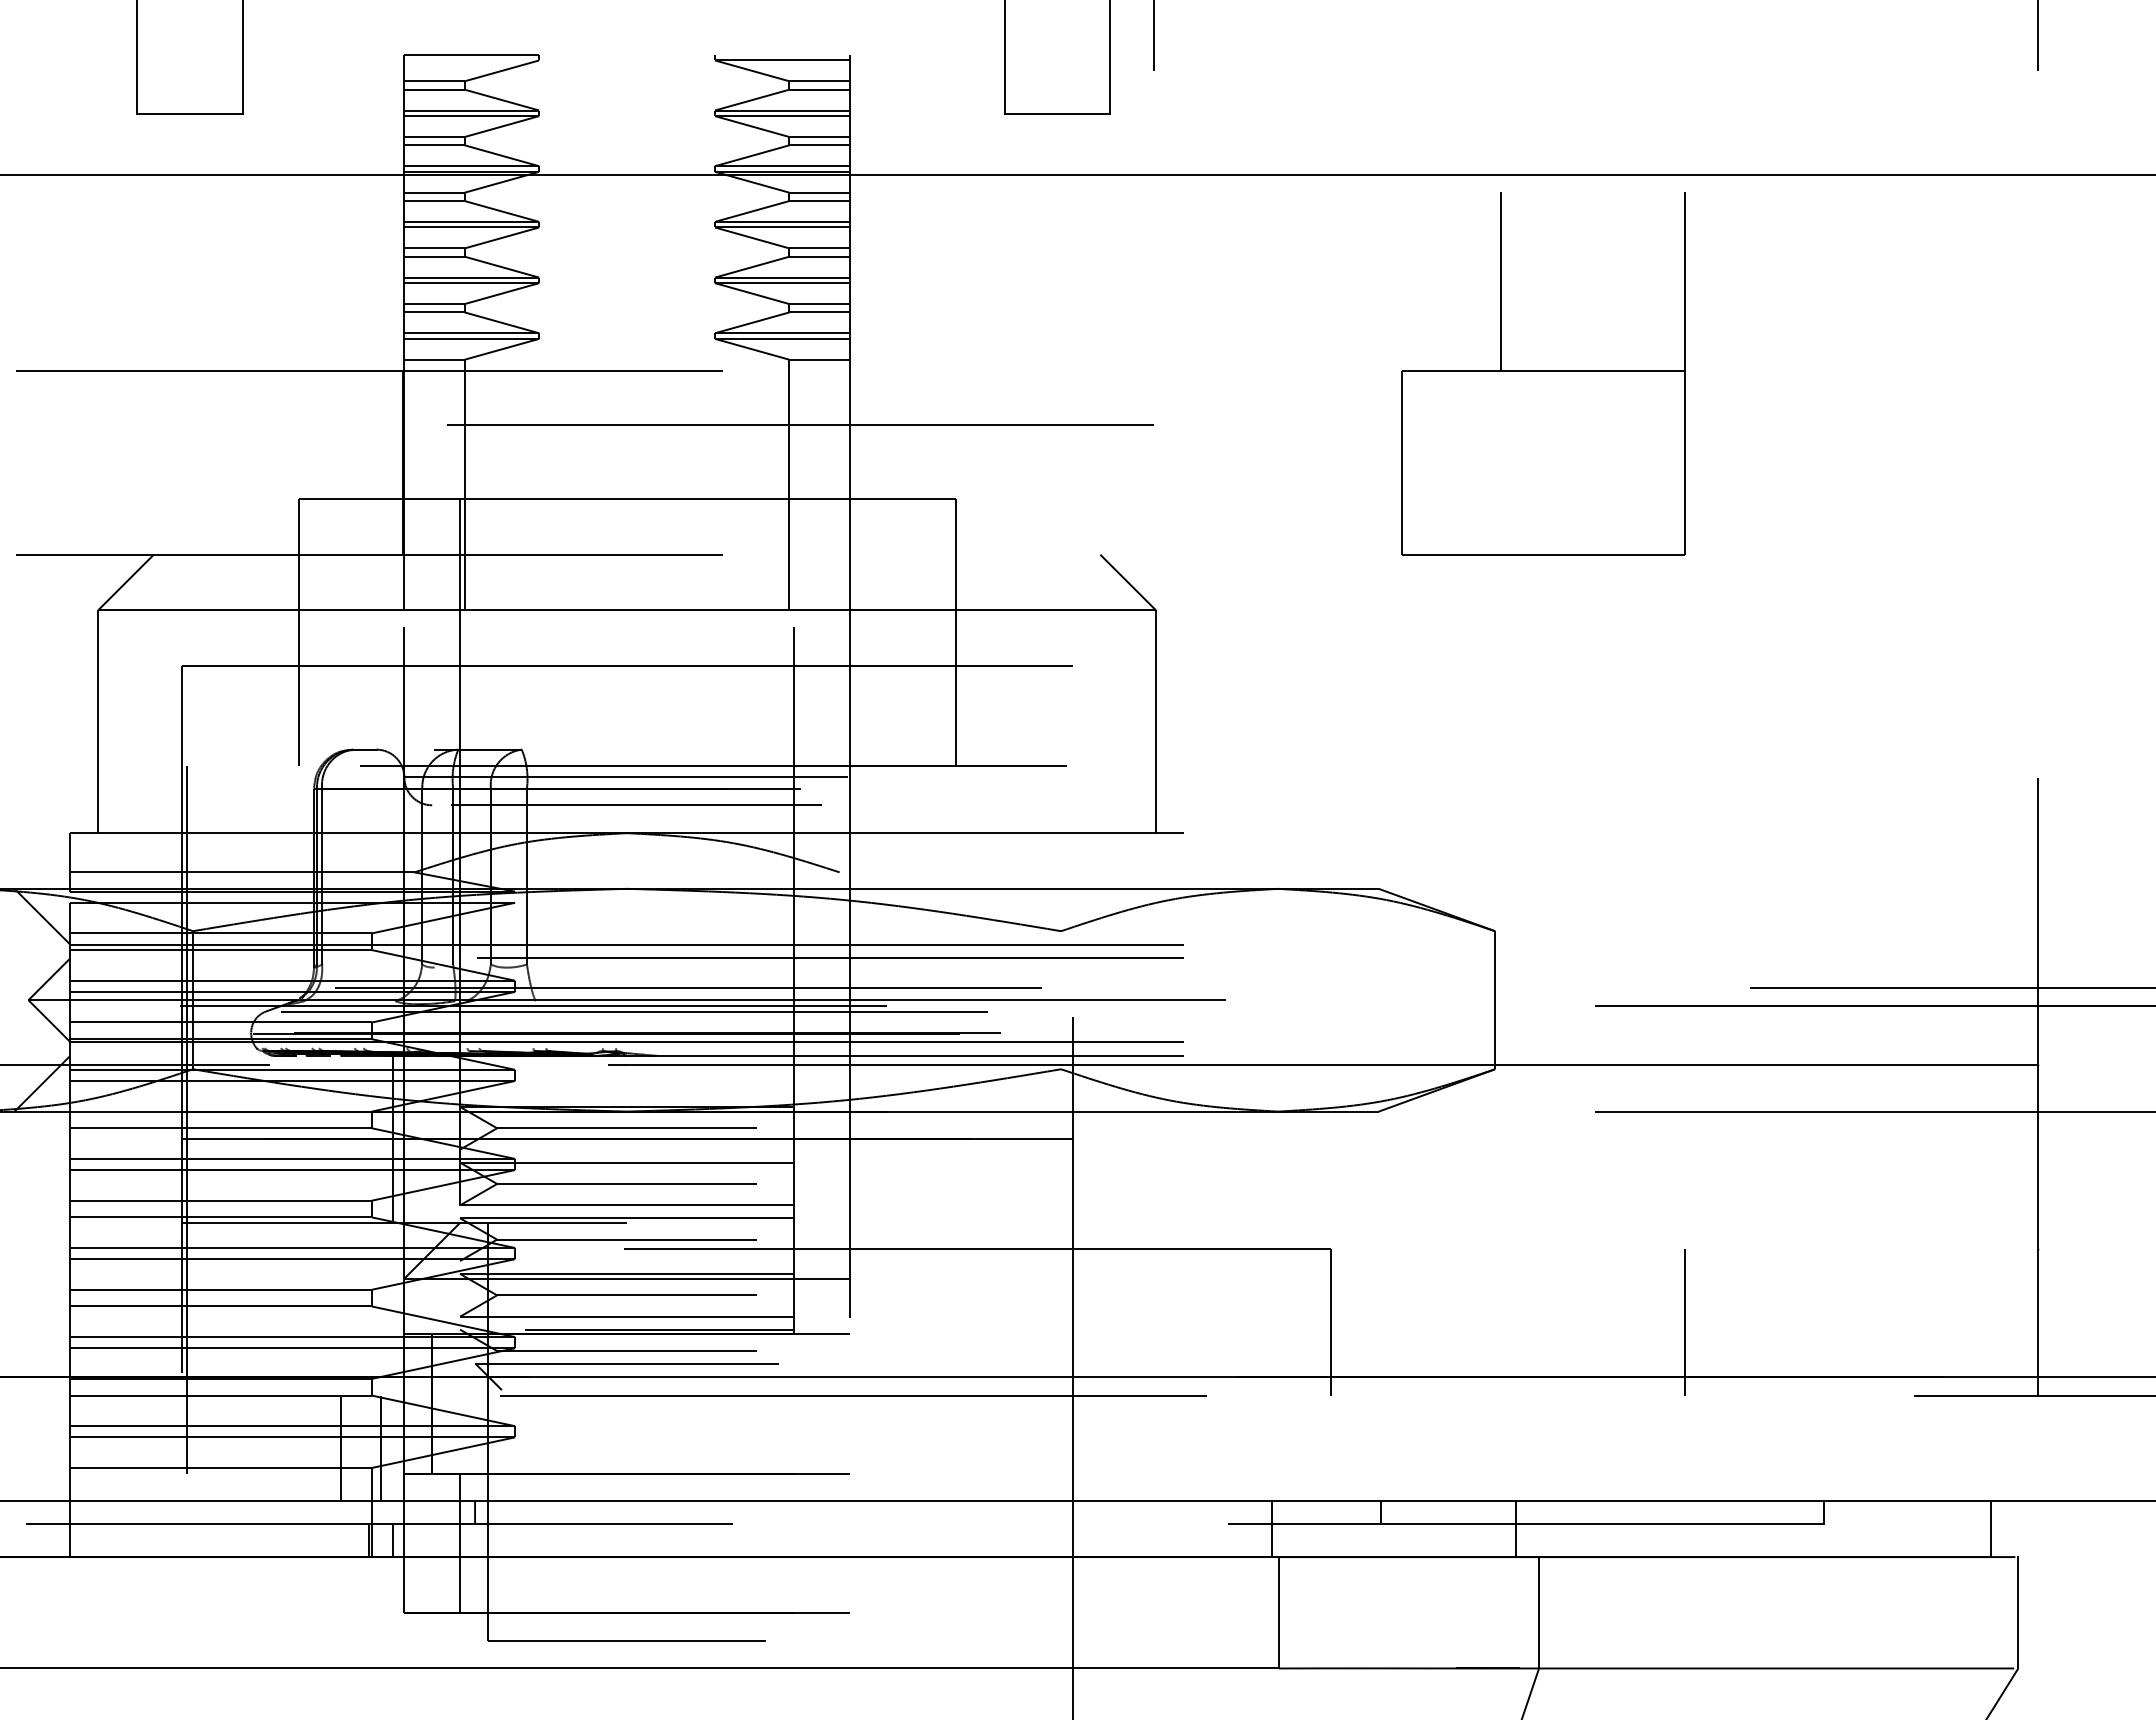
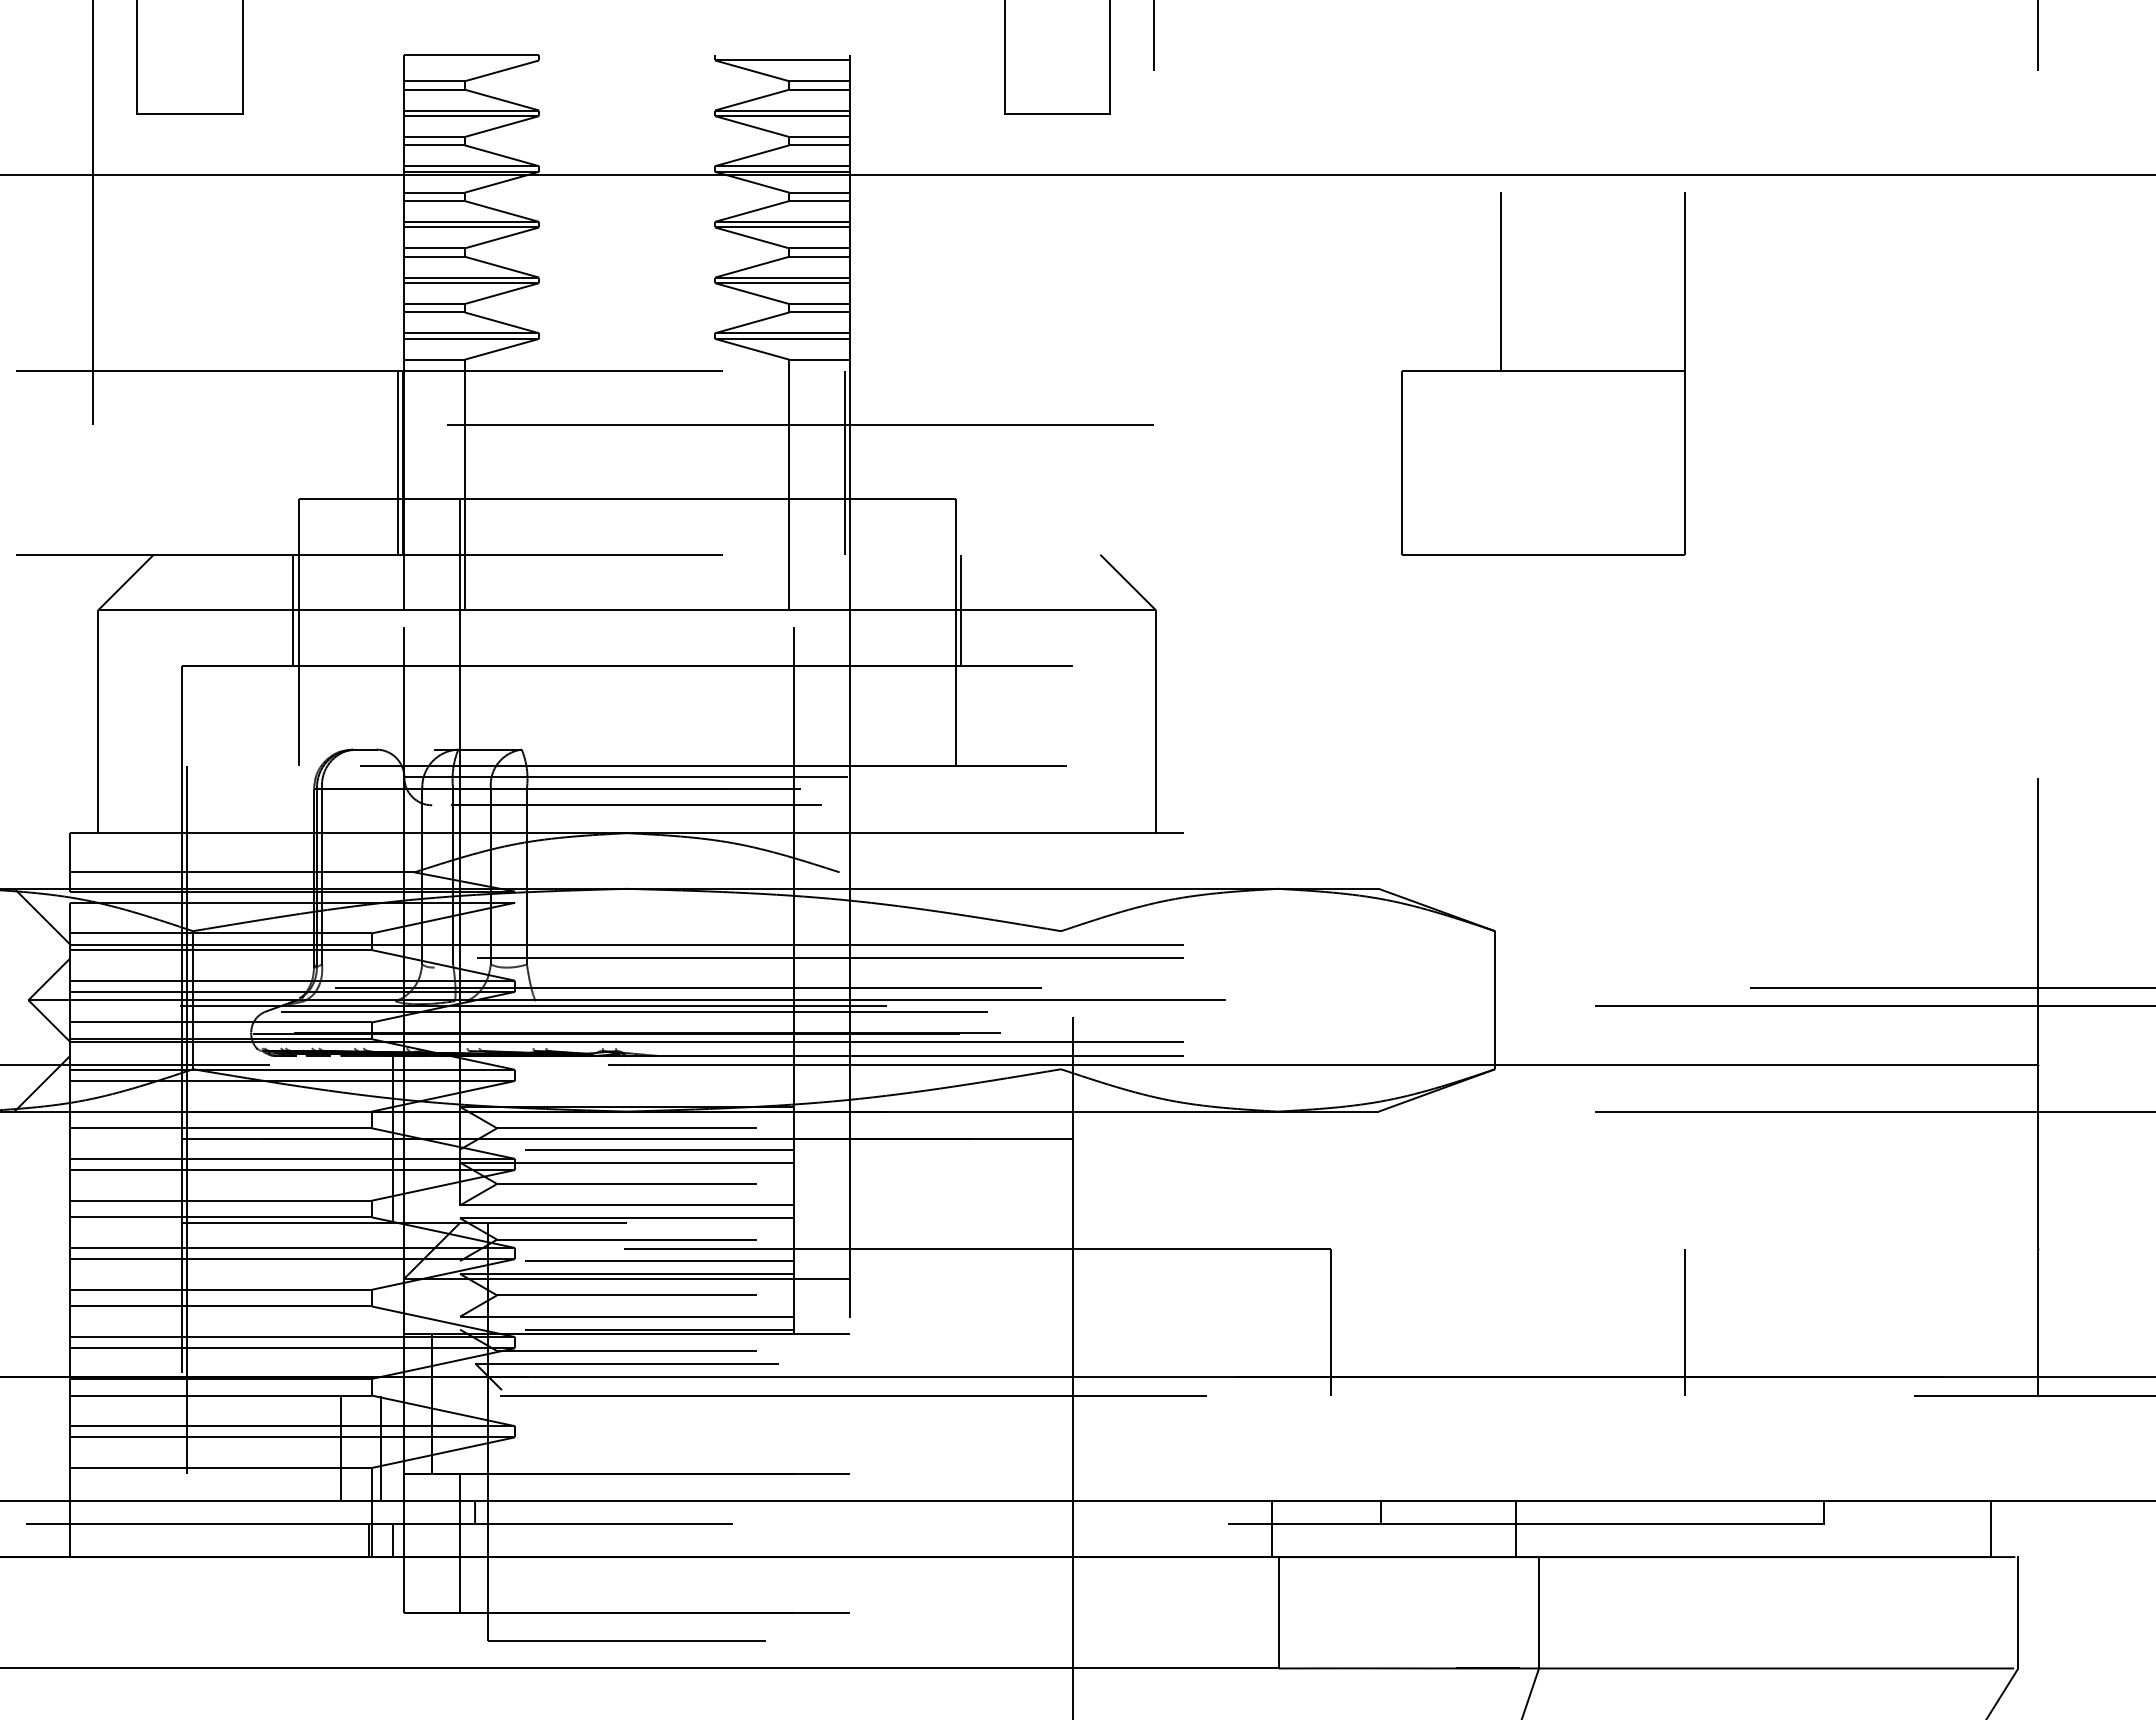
line: none -> present (93, 213)
line: none -> present (397, 462)
line: none -> present (844, 462)
line: none -> present (292, 610)
line: none -> present (961, 610)
line: none -> present (659, 1149)
line: none -> present (659, 1261)
